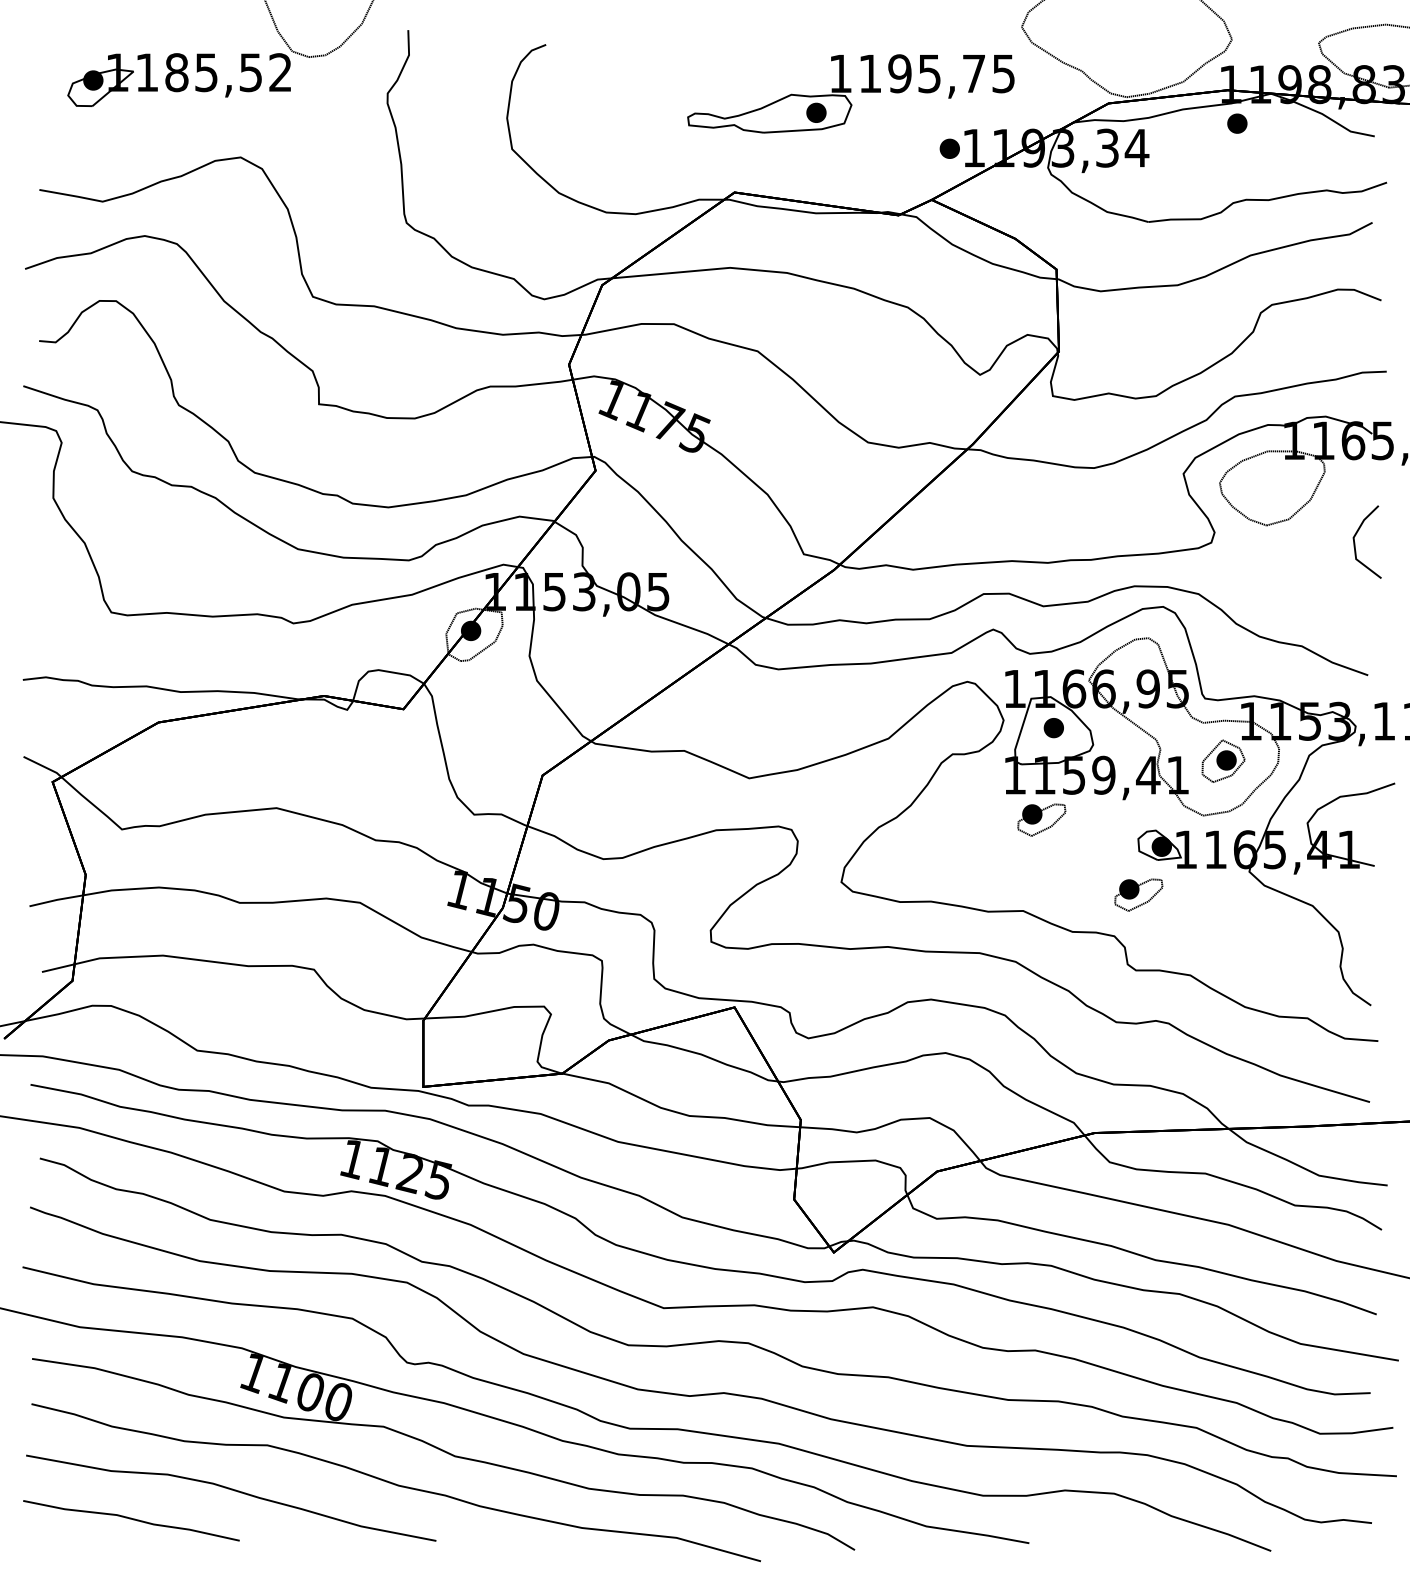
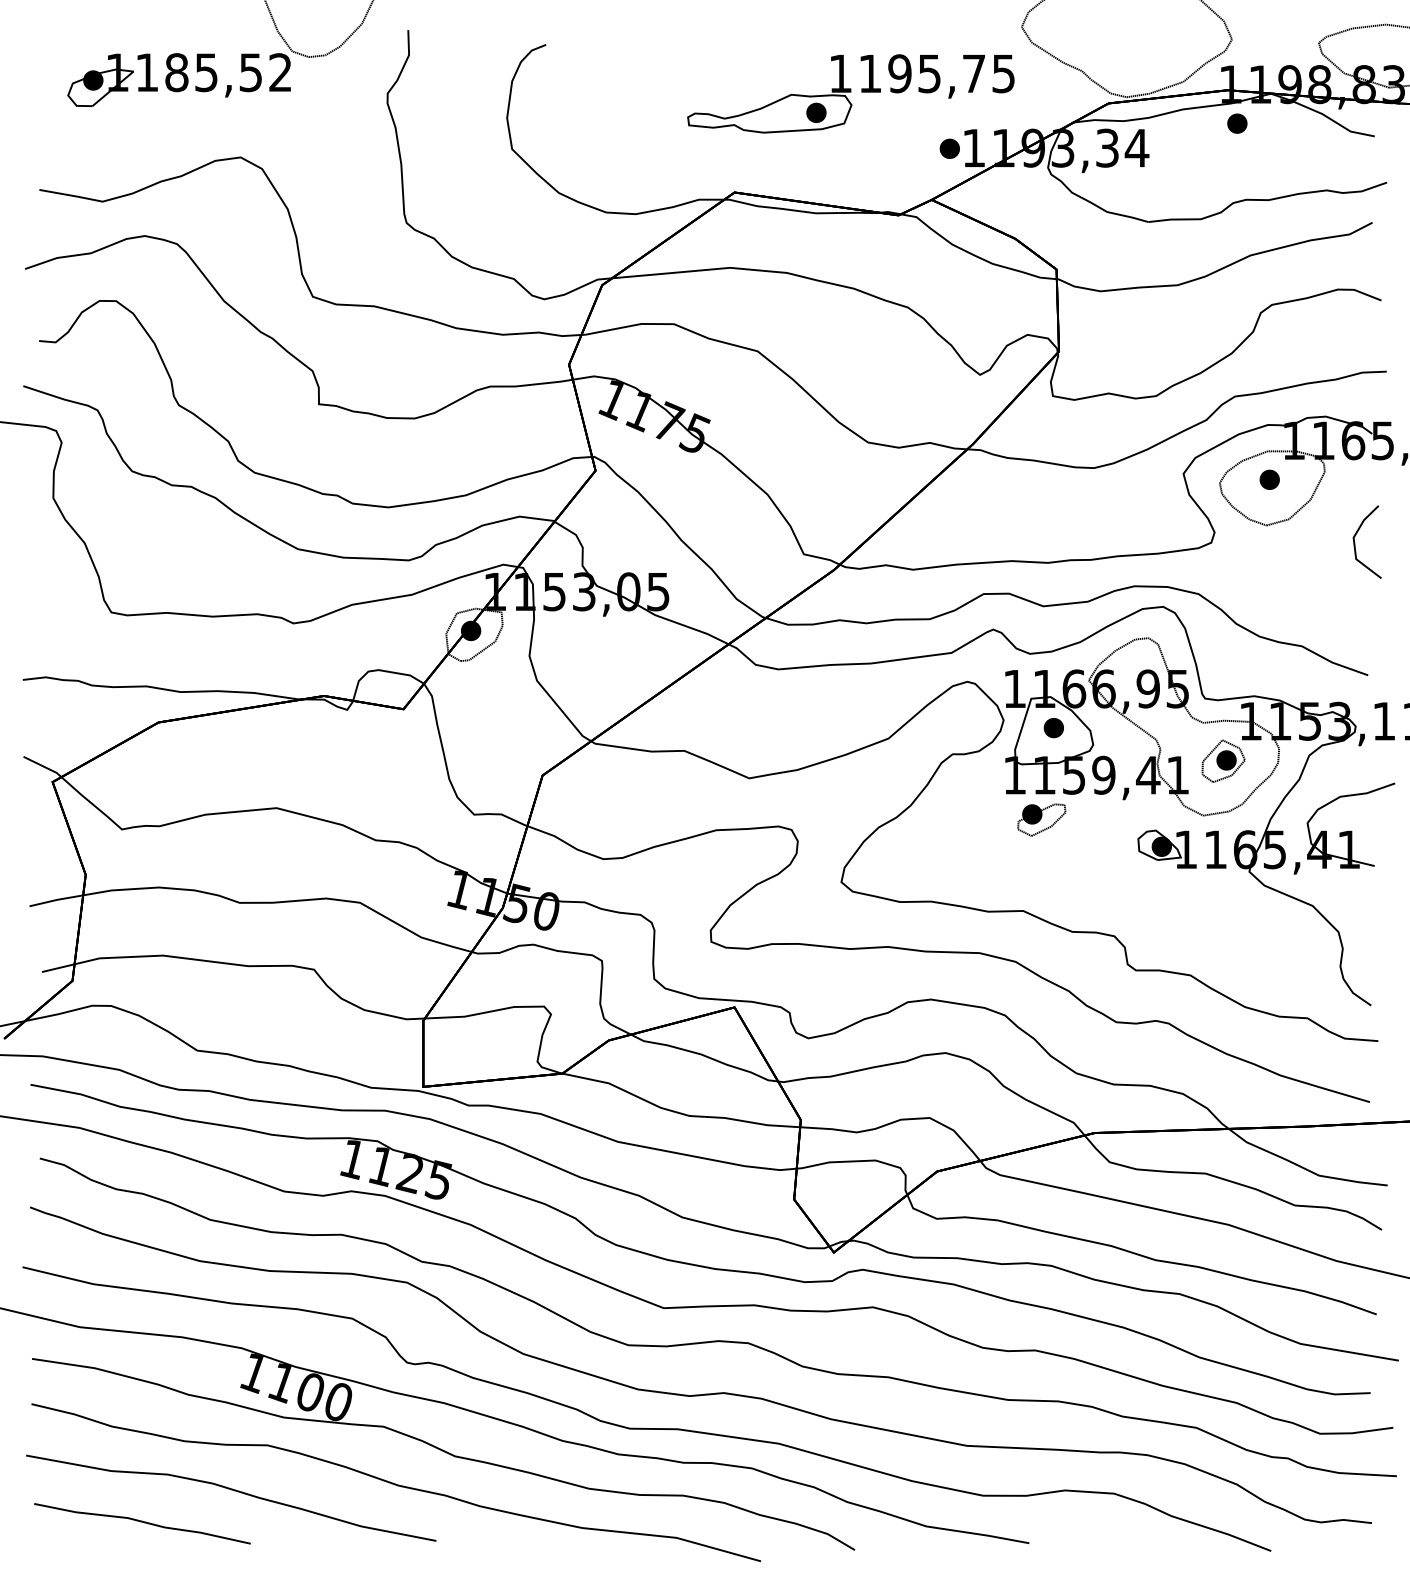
part: none -> present (1269, 479)
part: present -> none (1138, 894)
part position: (131, 1520) -> (142, 1523) (142, 1523)
